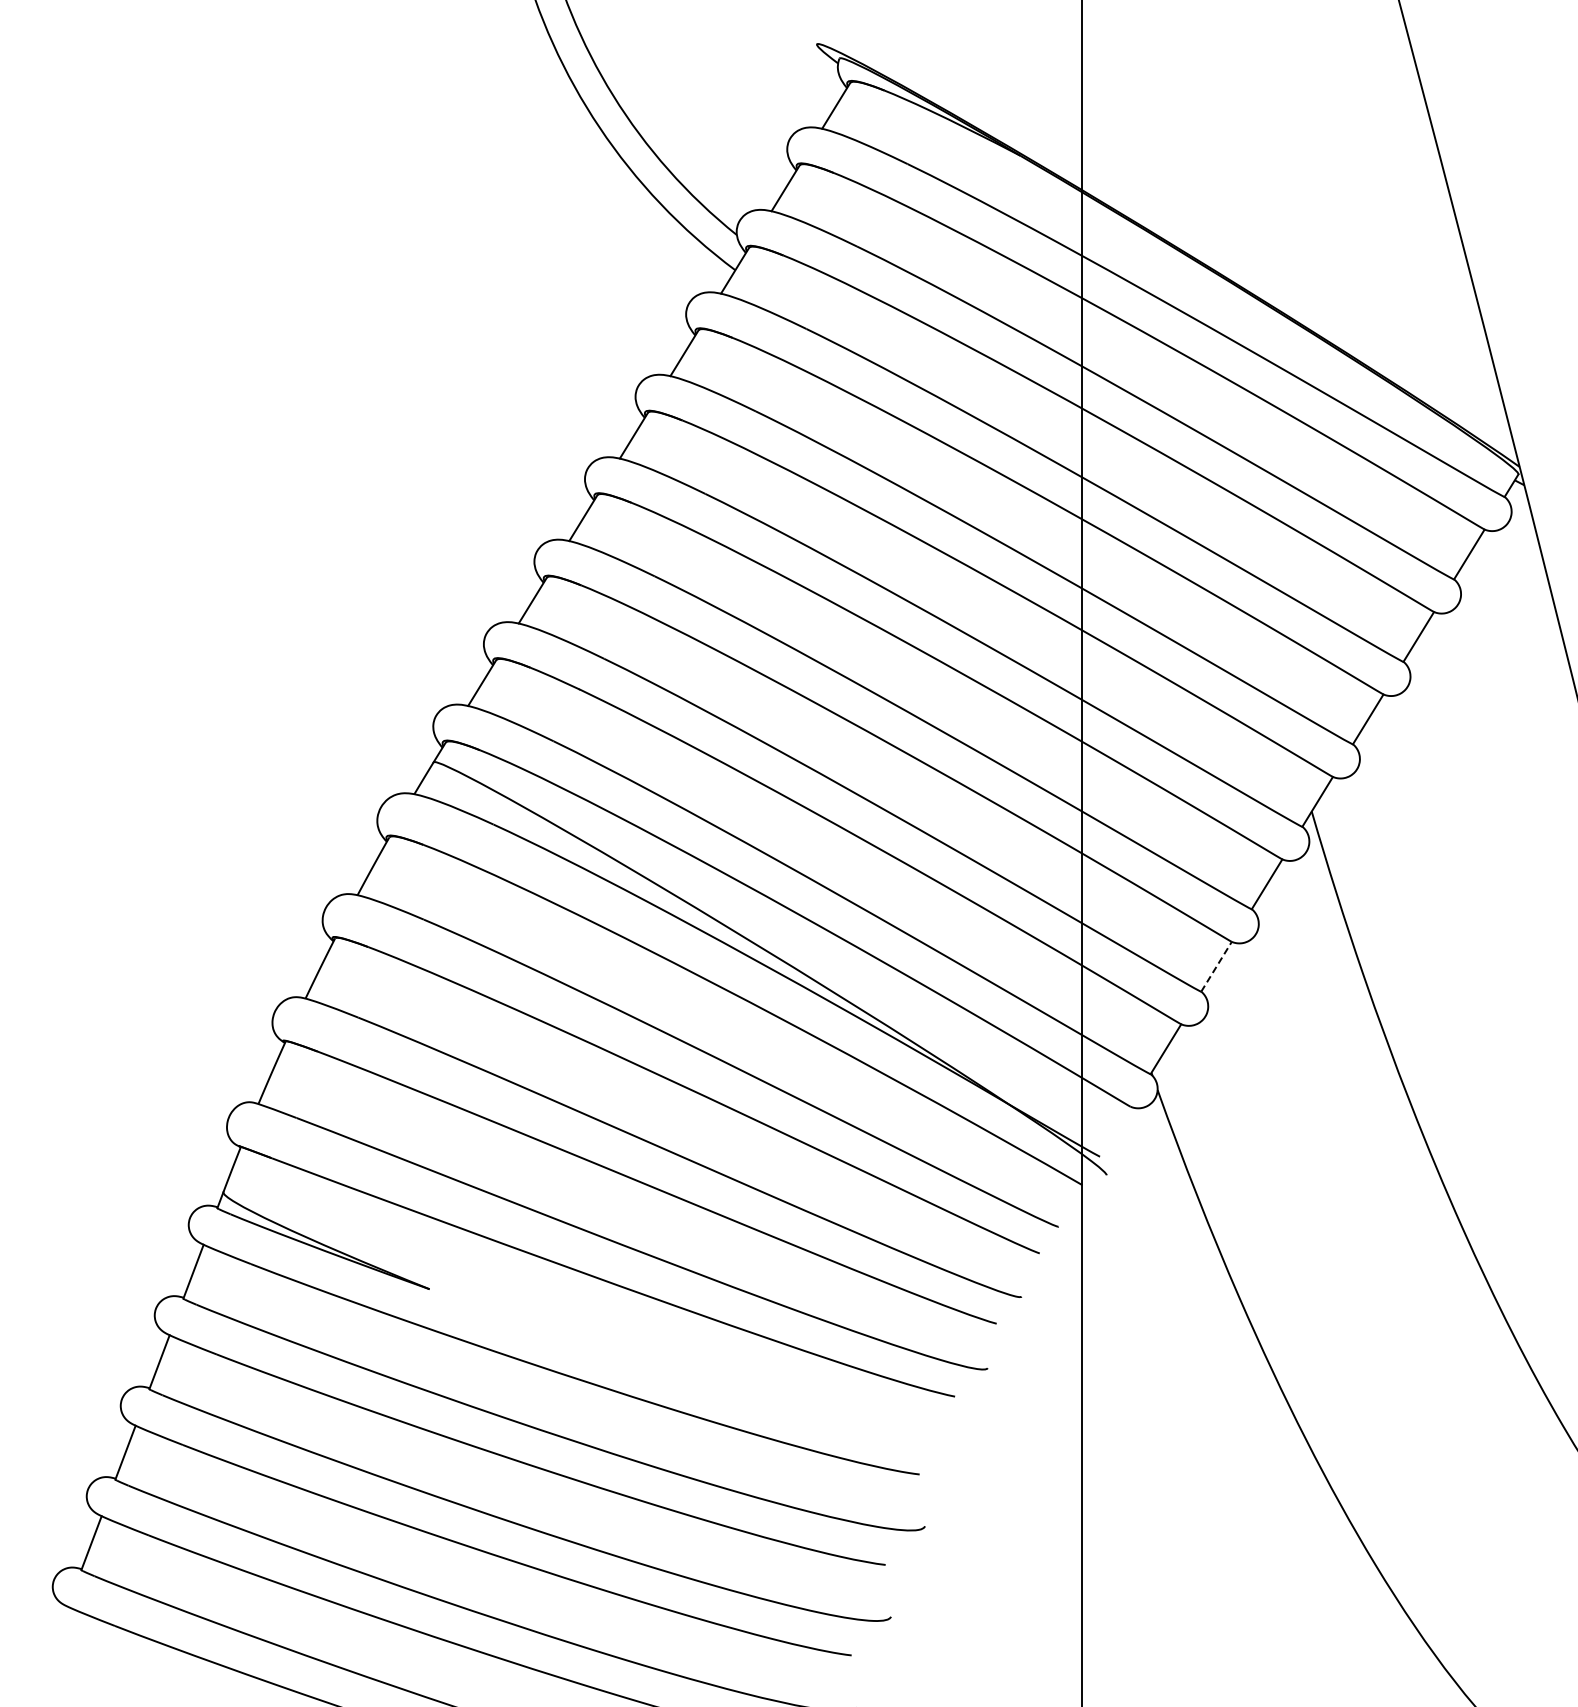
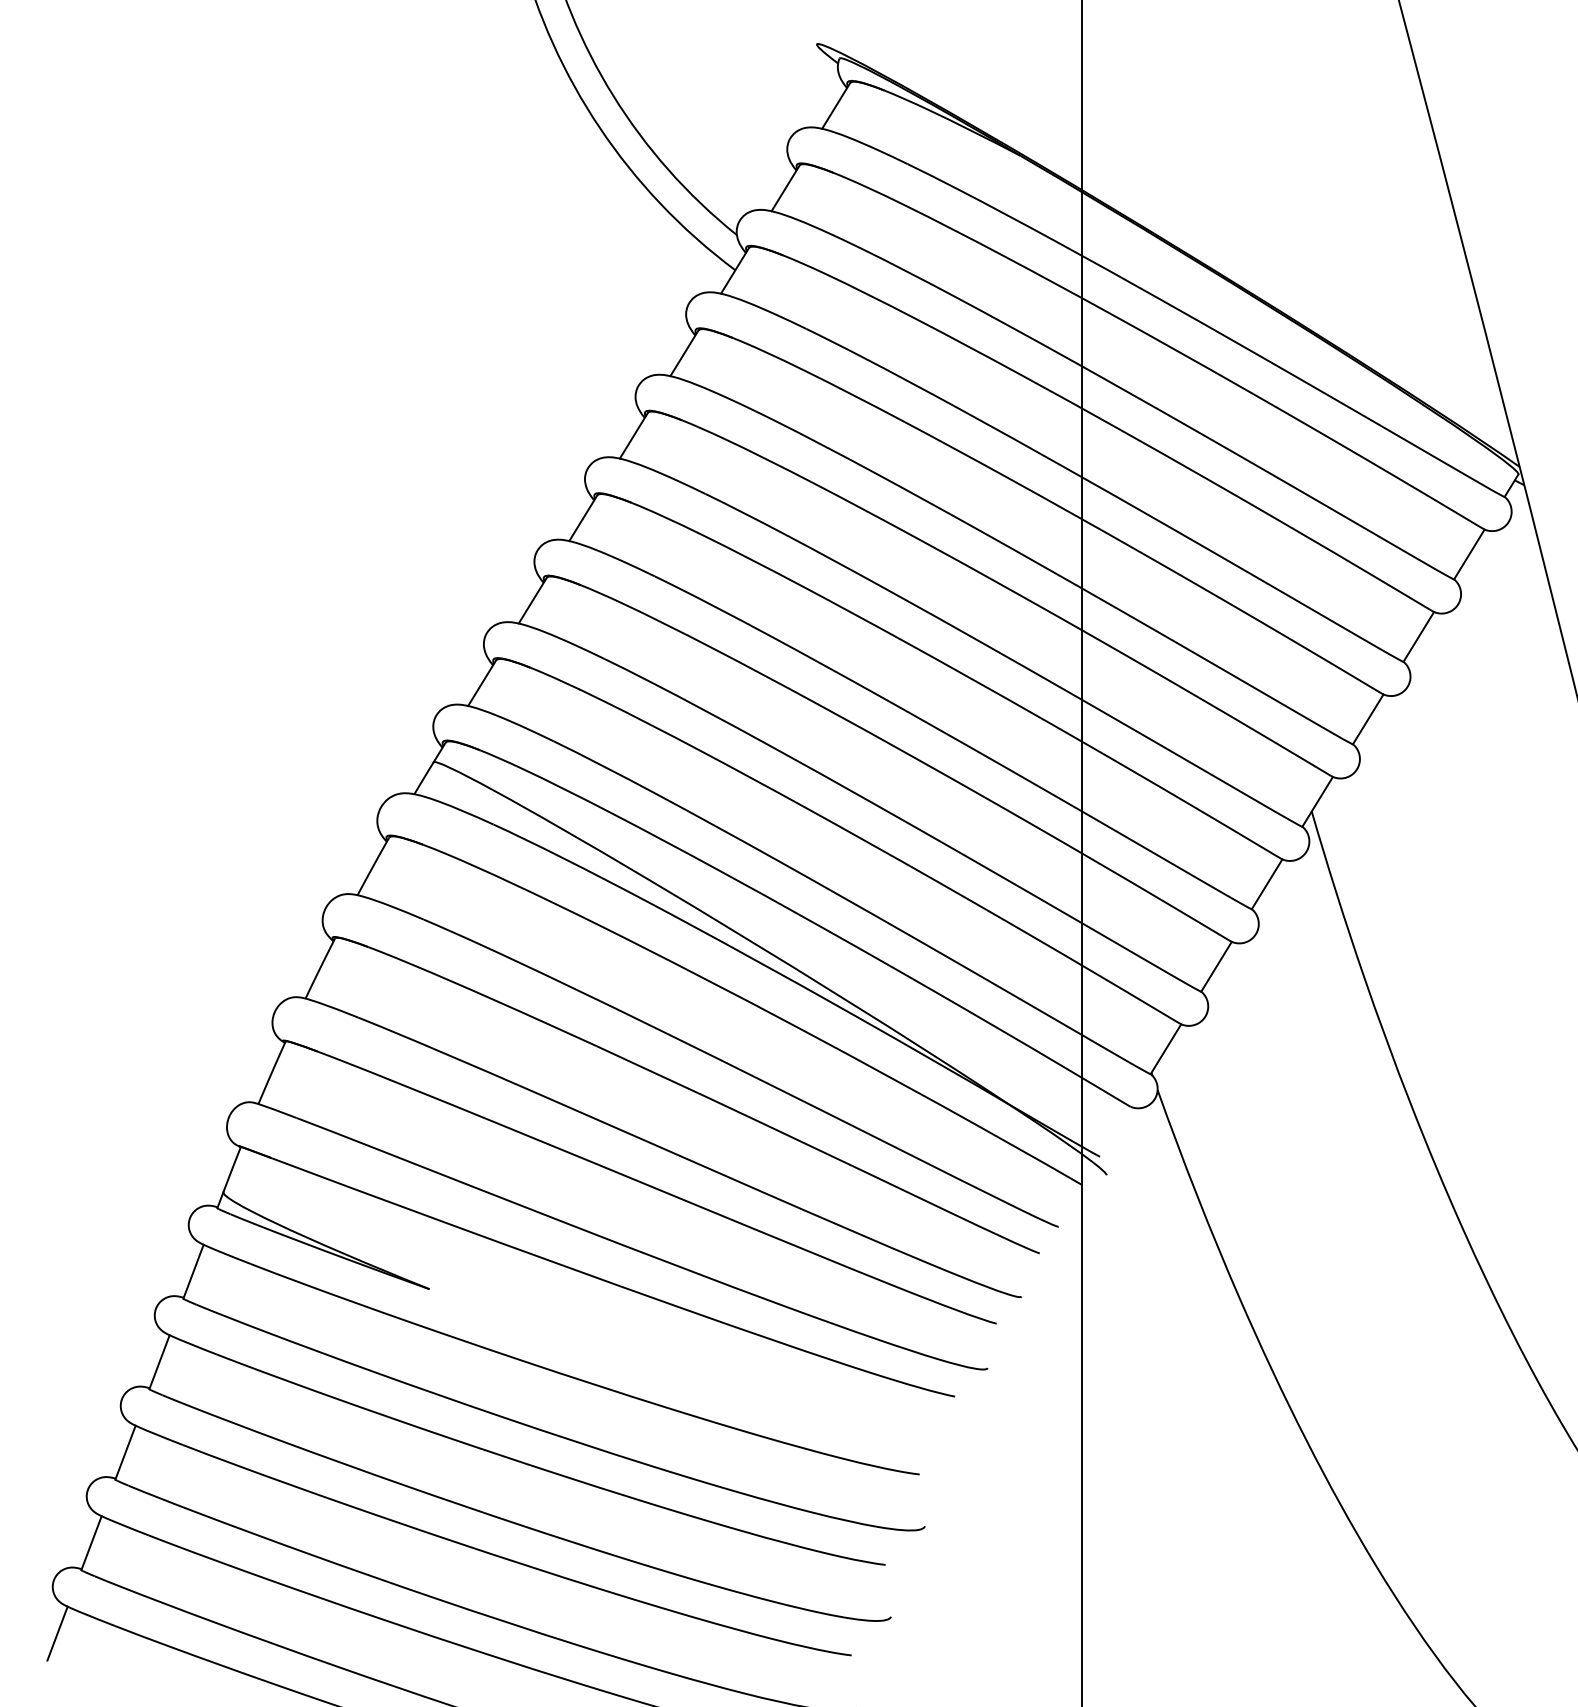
line: dashed -> solid (1216, 966)
line: none -> present (57, 1633)
